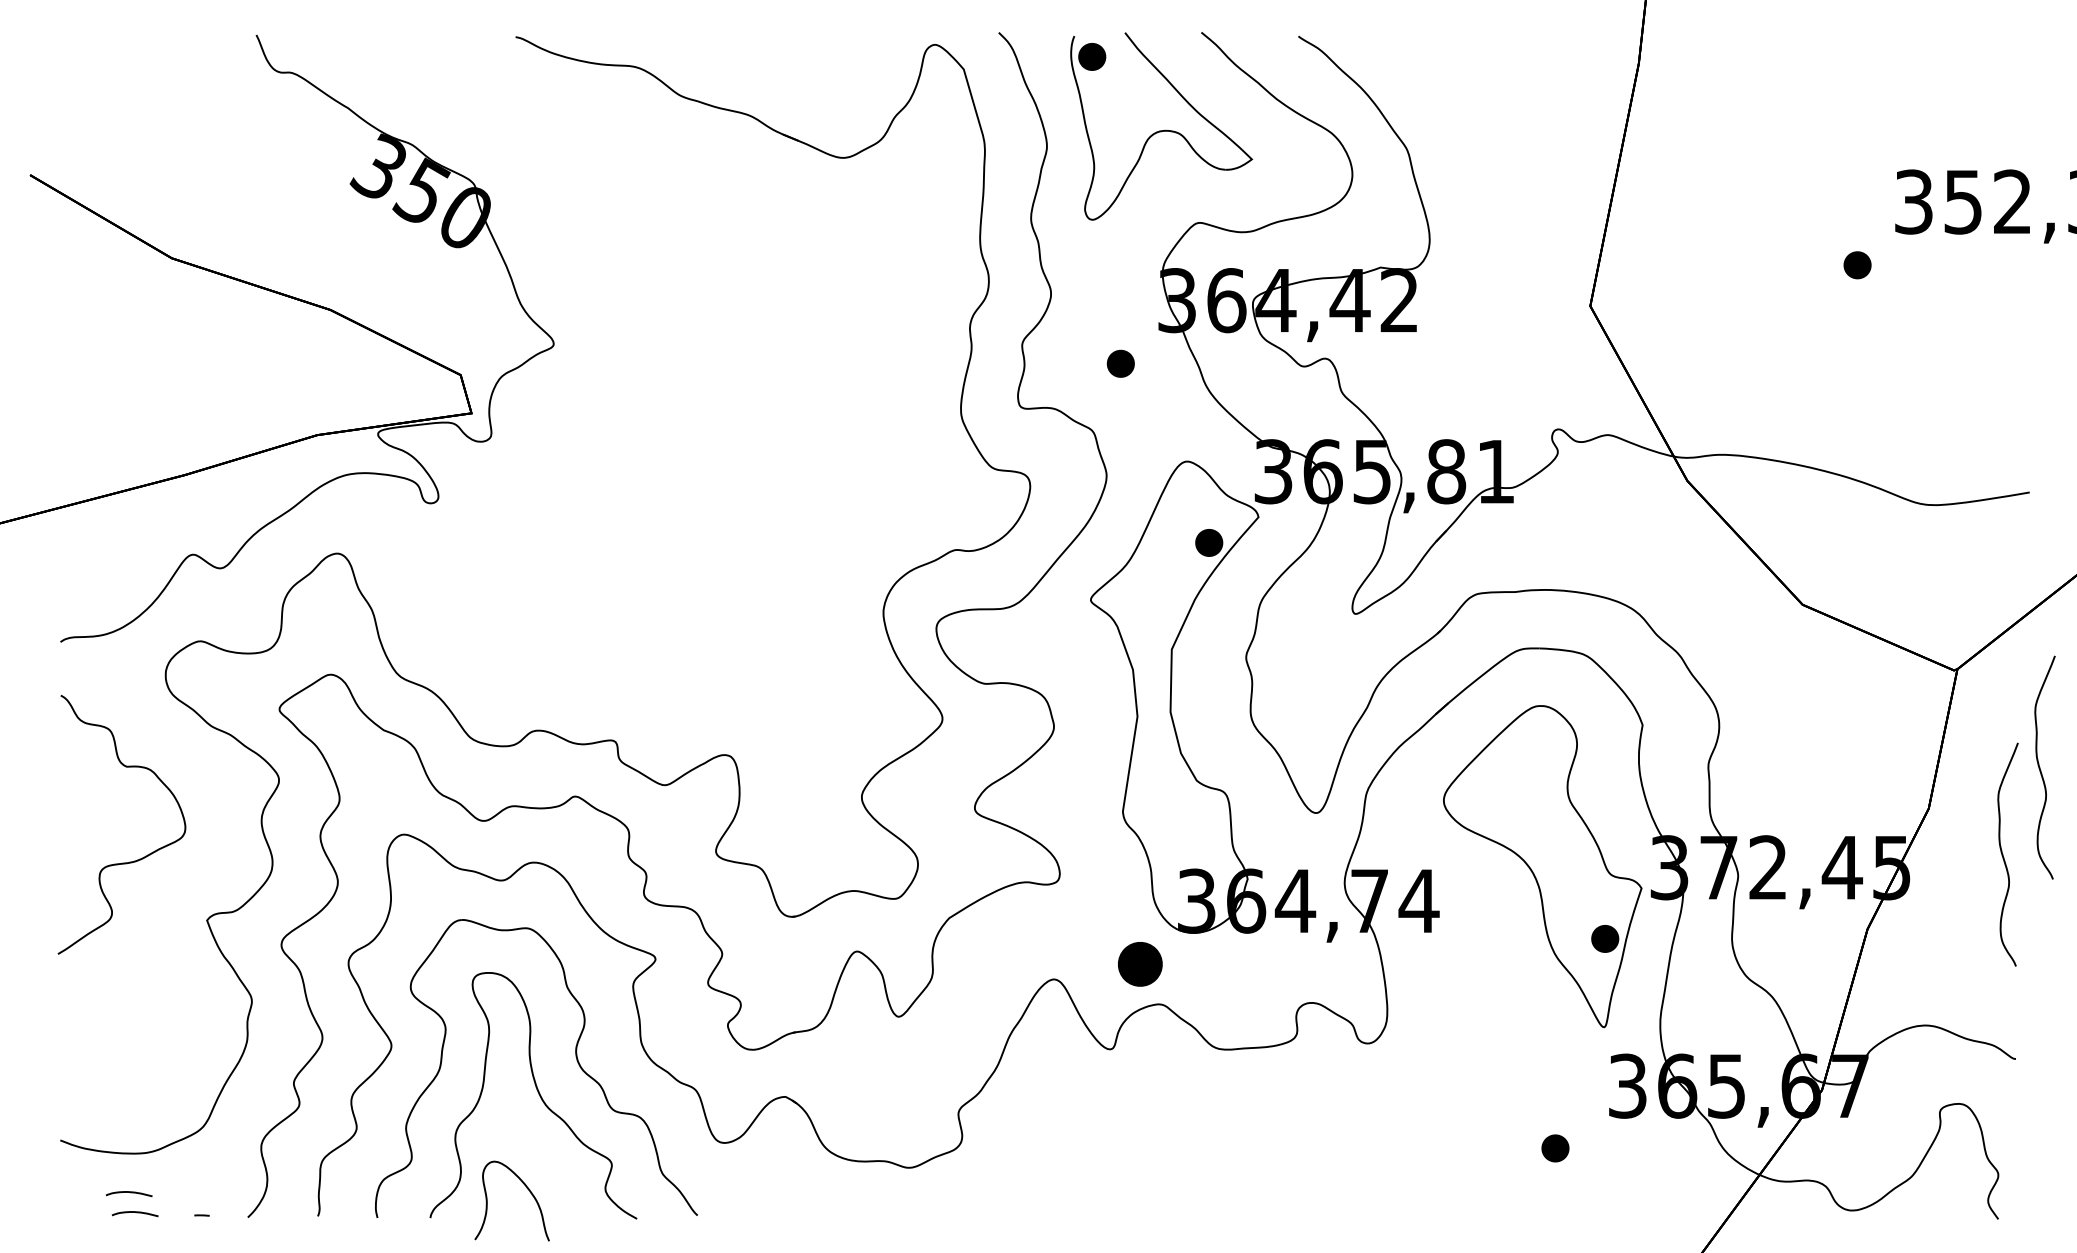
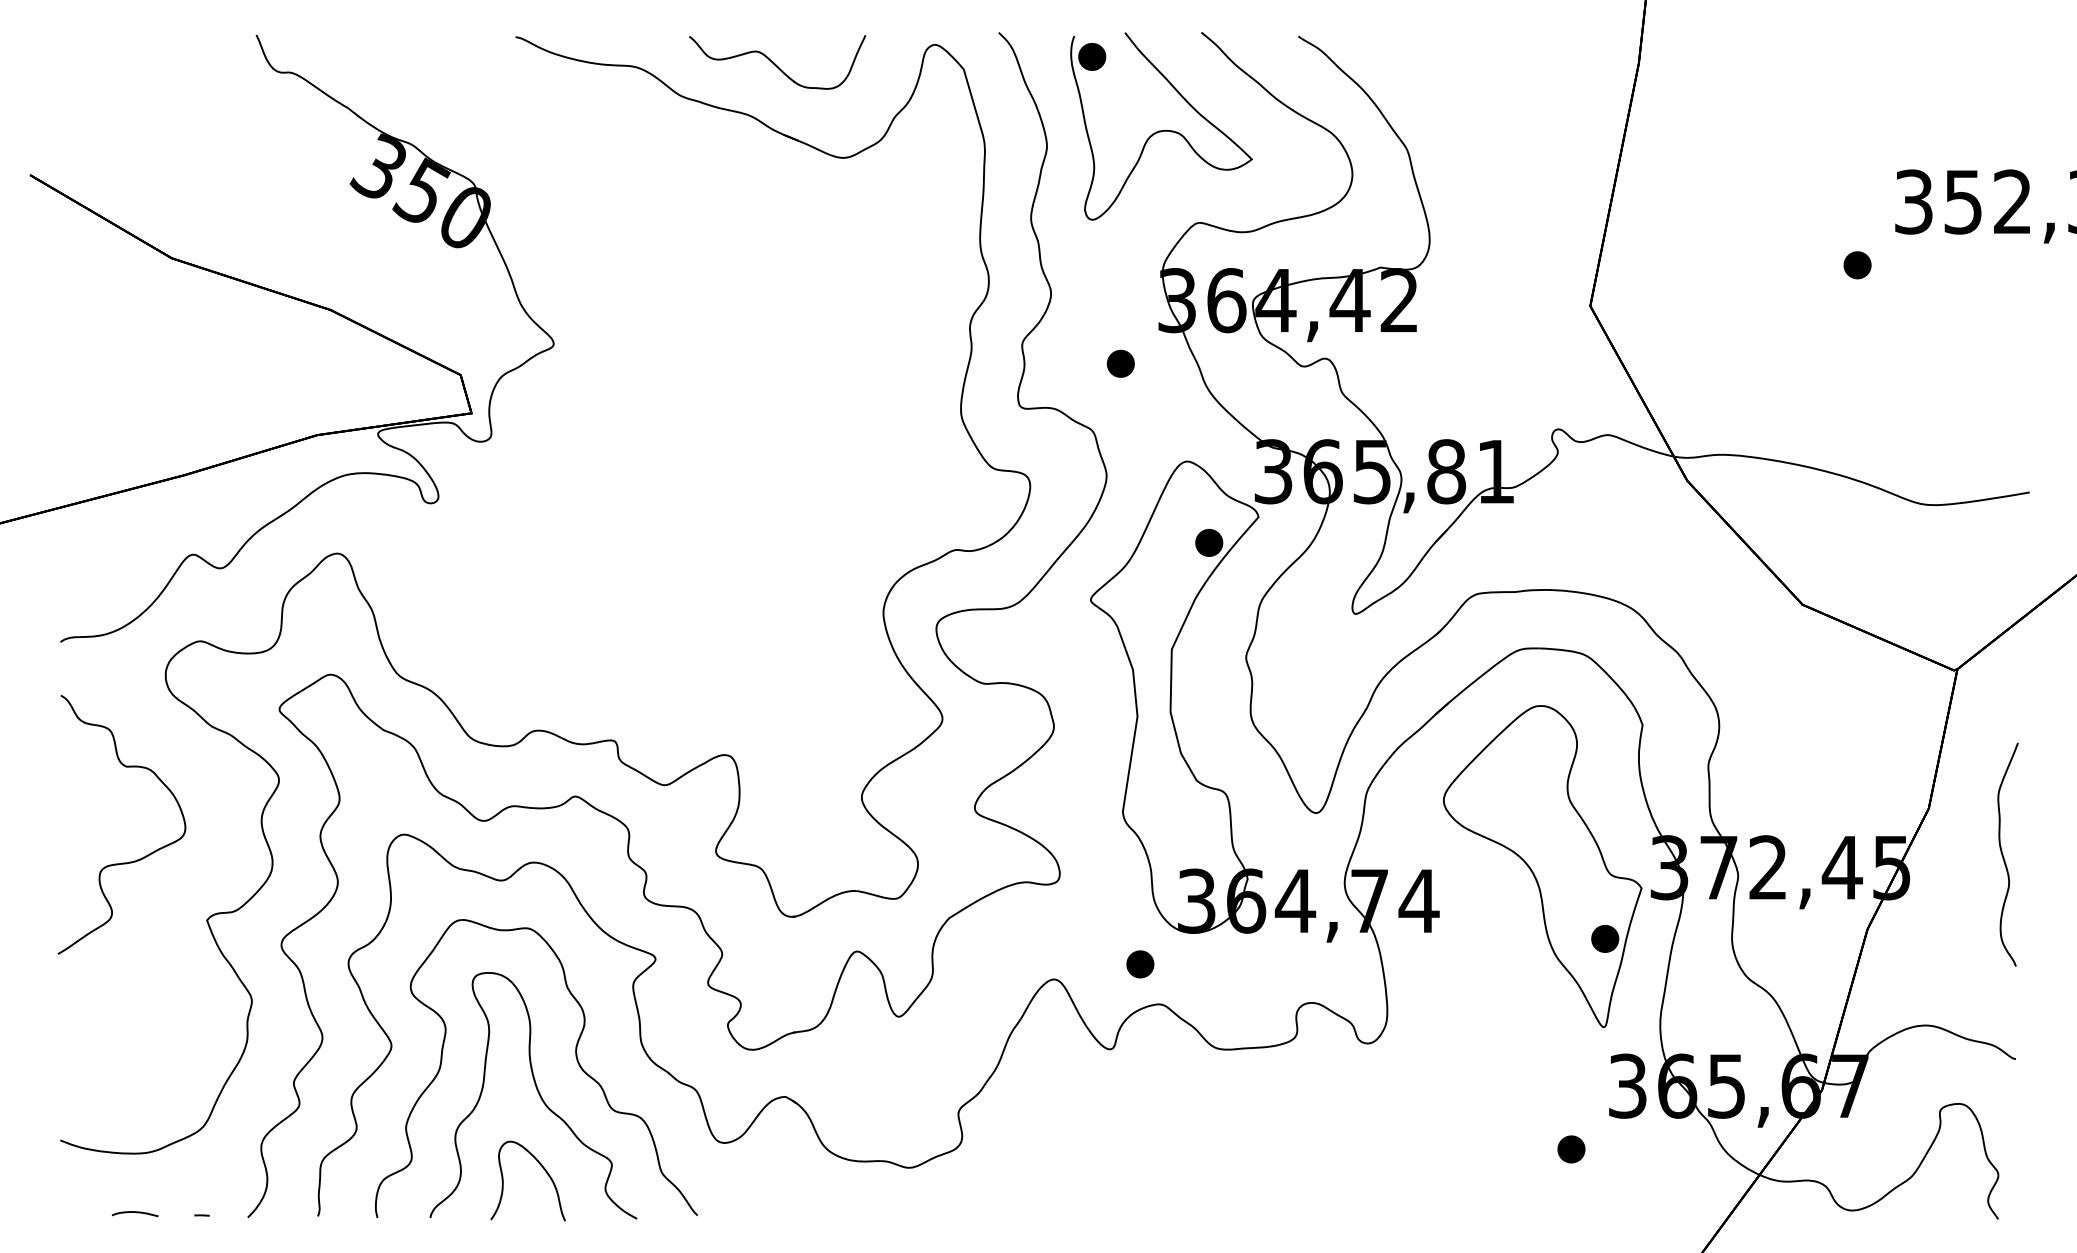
part: none -> present (777, 62)
curve: present -> none (2040, 767)
part size: 45x45 px -> 29x29 px (1140, 964)
part position: (1555, 1148) -> (1571, 1149) (1571, 1149)
curve position: (526, 1188) -> (542, 1168) (542, 1168)
curve: present -> none (128, 1192)
